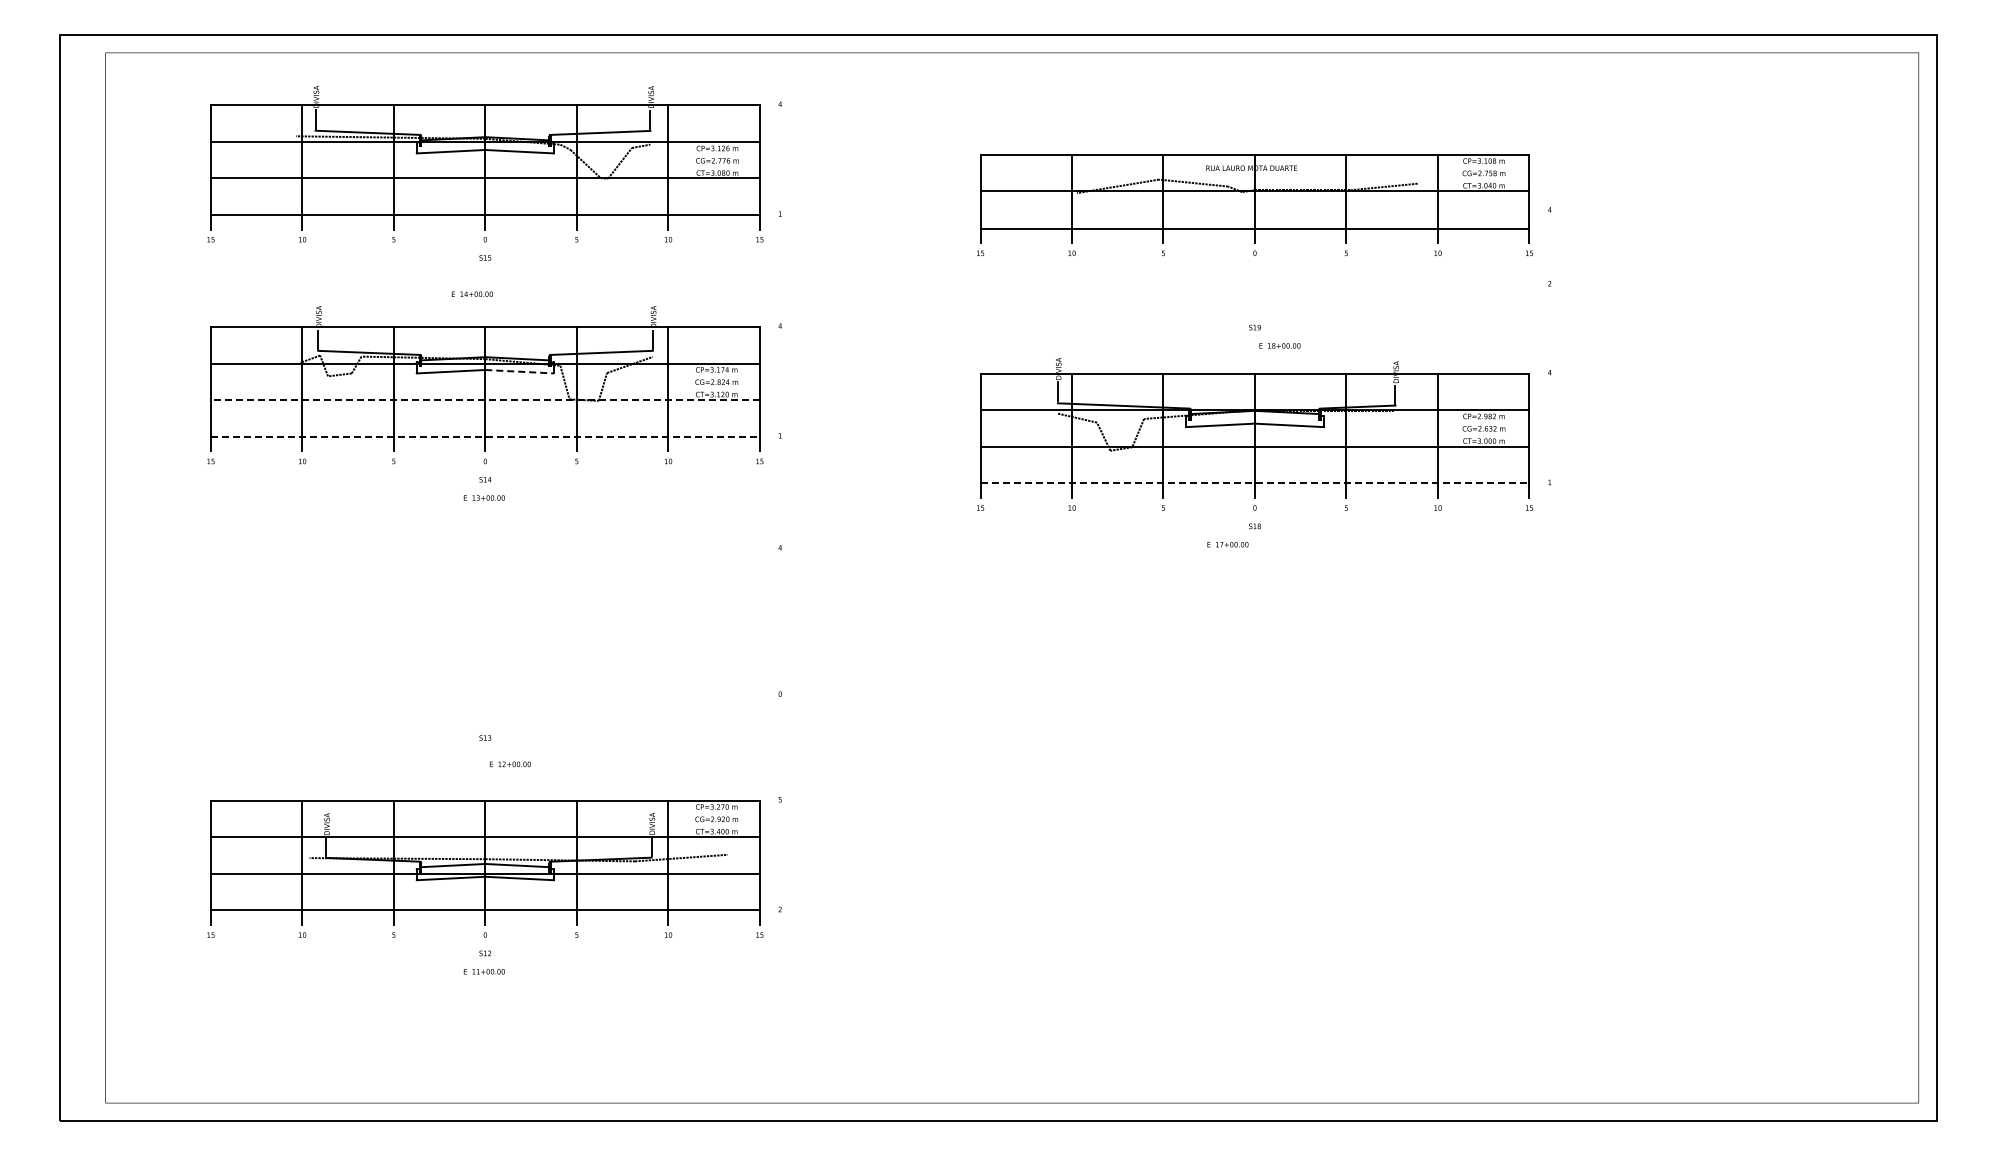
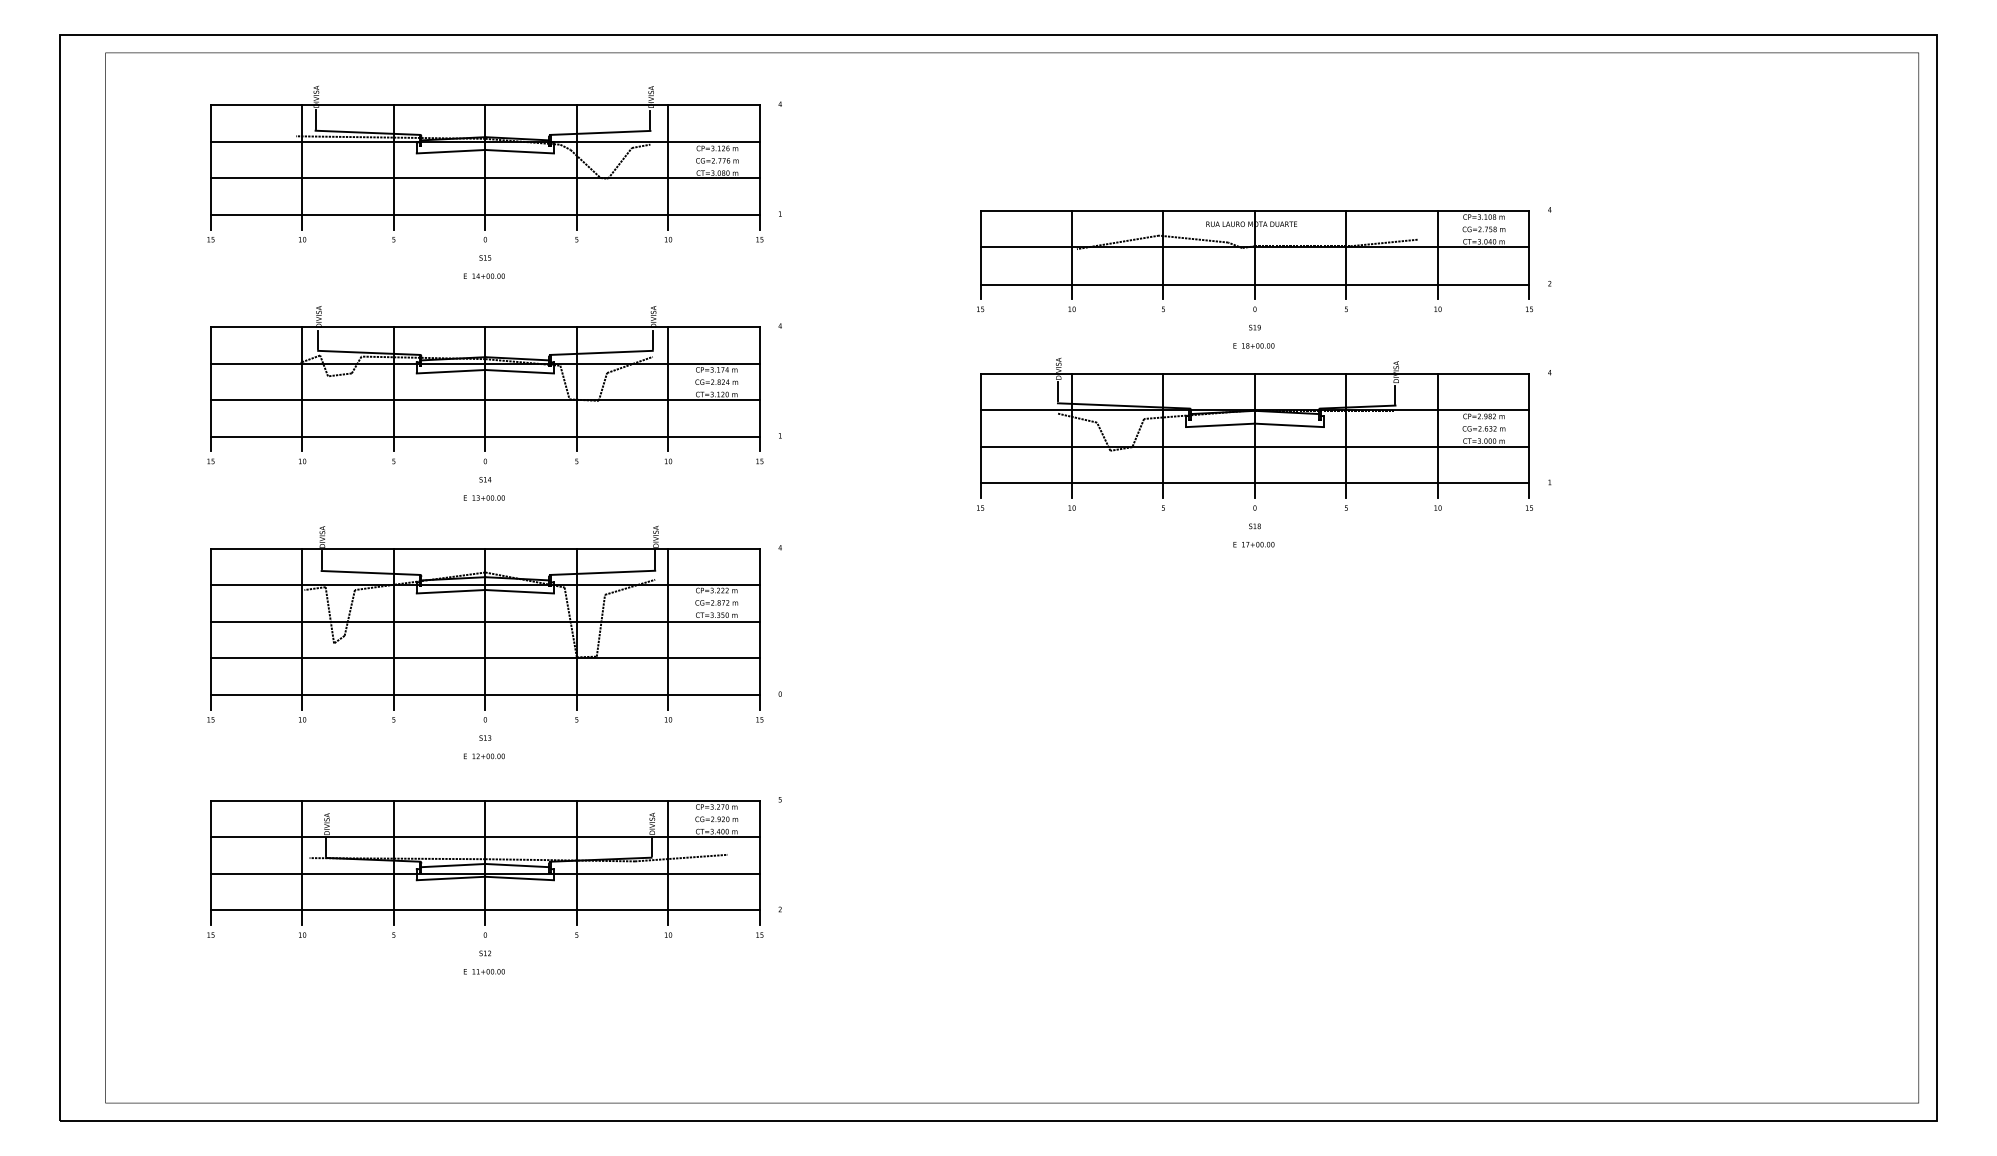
part position: (1254, 205) -> (1254, 261) (1254, 261)
text position: (471, 293) -> (483, 275) (483, 275)
text position: (1279, 345) -> (1253, 345) (1253, 345)
line: dashed -> solid (520, 371)
line: dashed -> solid (484, 400)
line: dashed -> solid (485, 436)
line: dashed -> solid (1255, 483)
text position: (1227, 544) -> (1253, 544) (1253, 544)
part: none -> present (485, 623)
text position: (509, 764) -> (483, 756) (483, 756)
